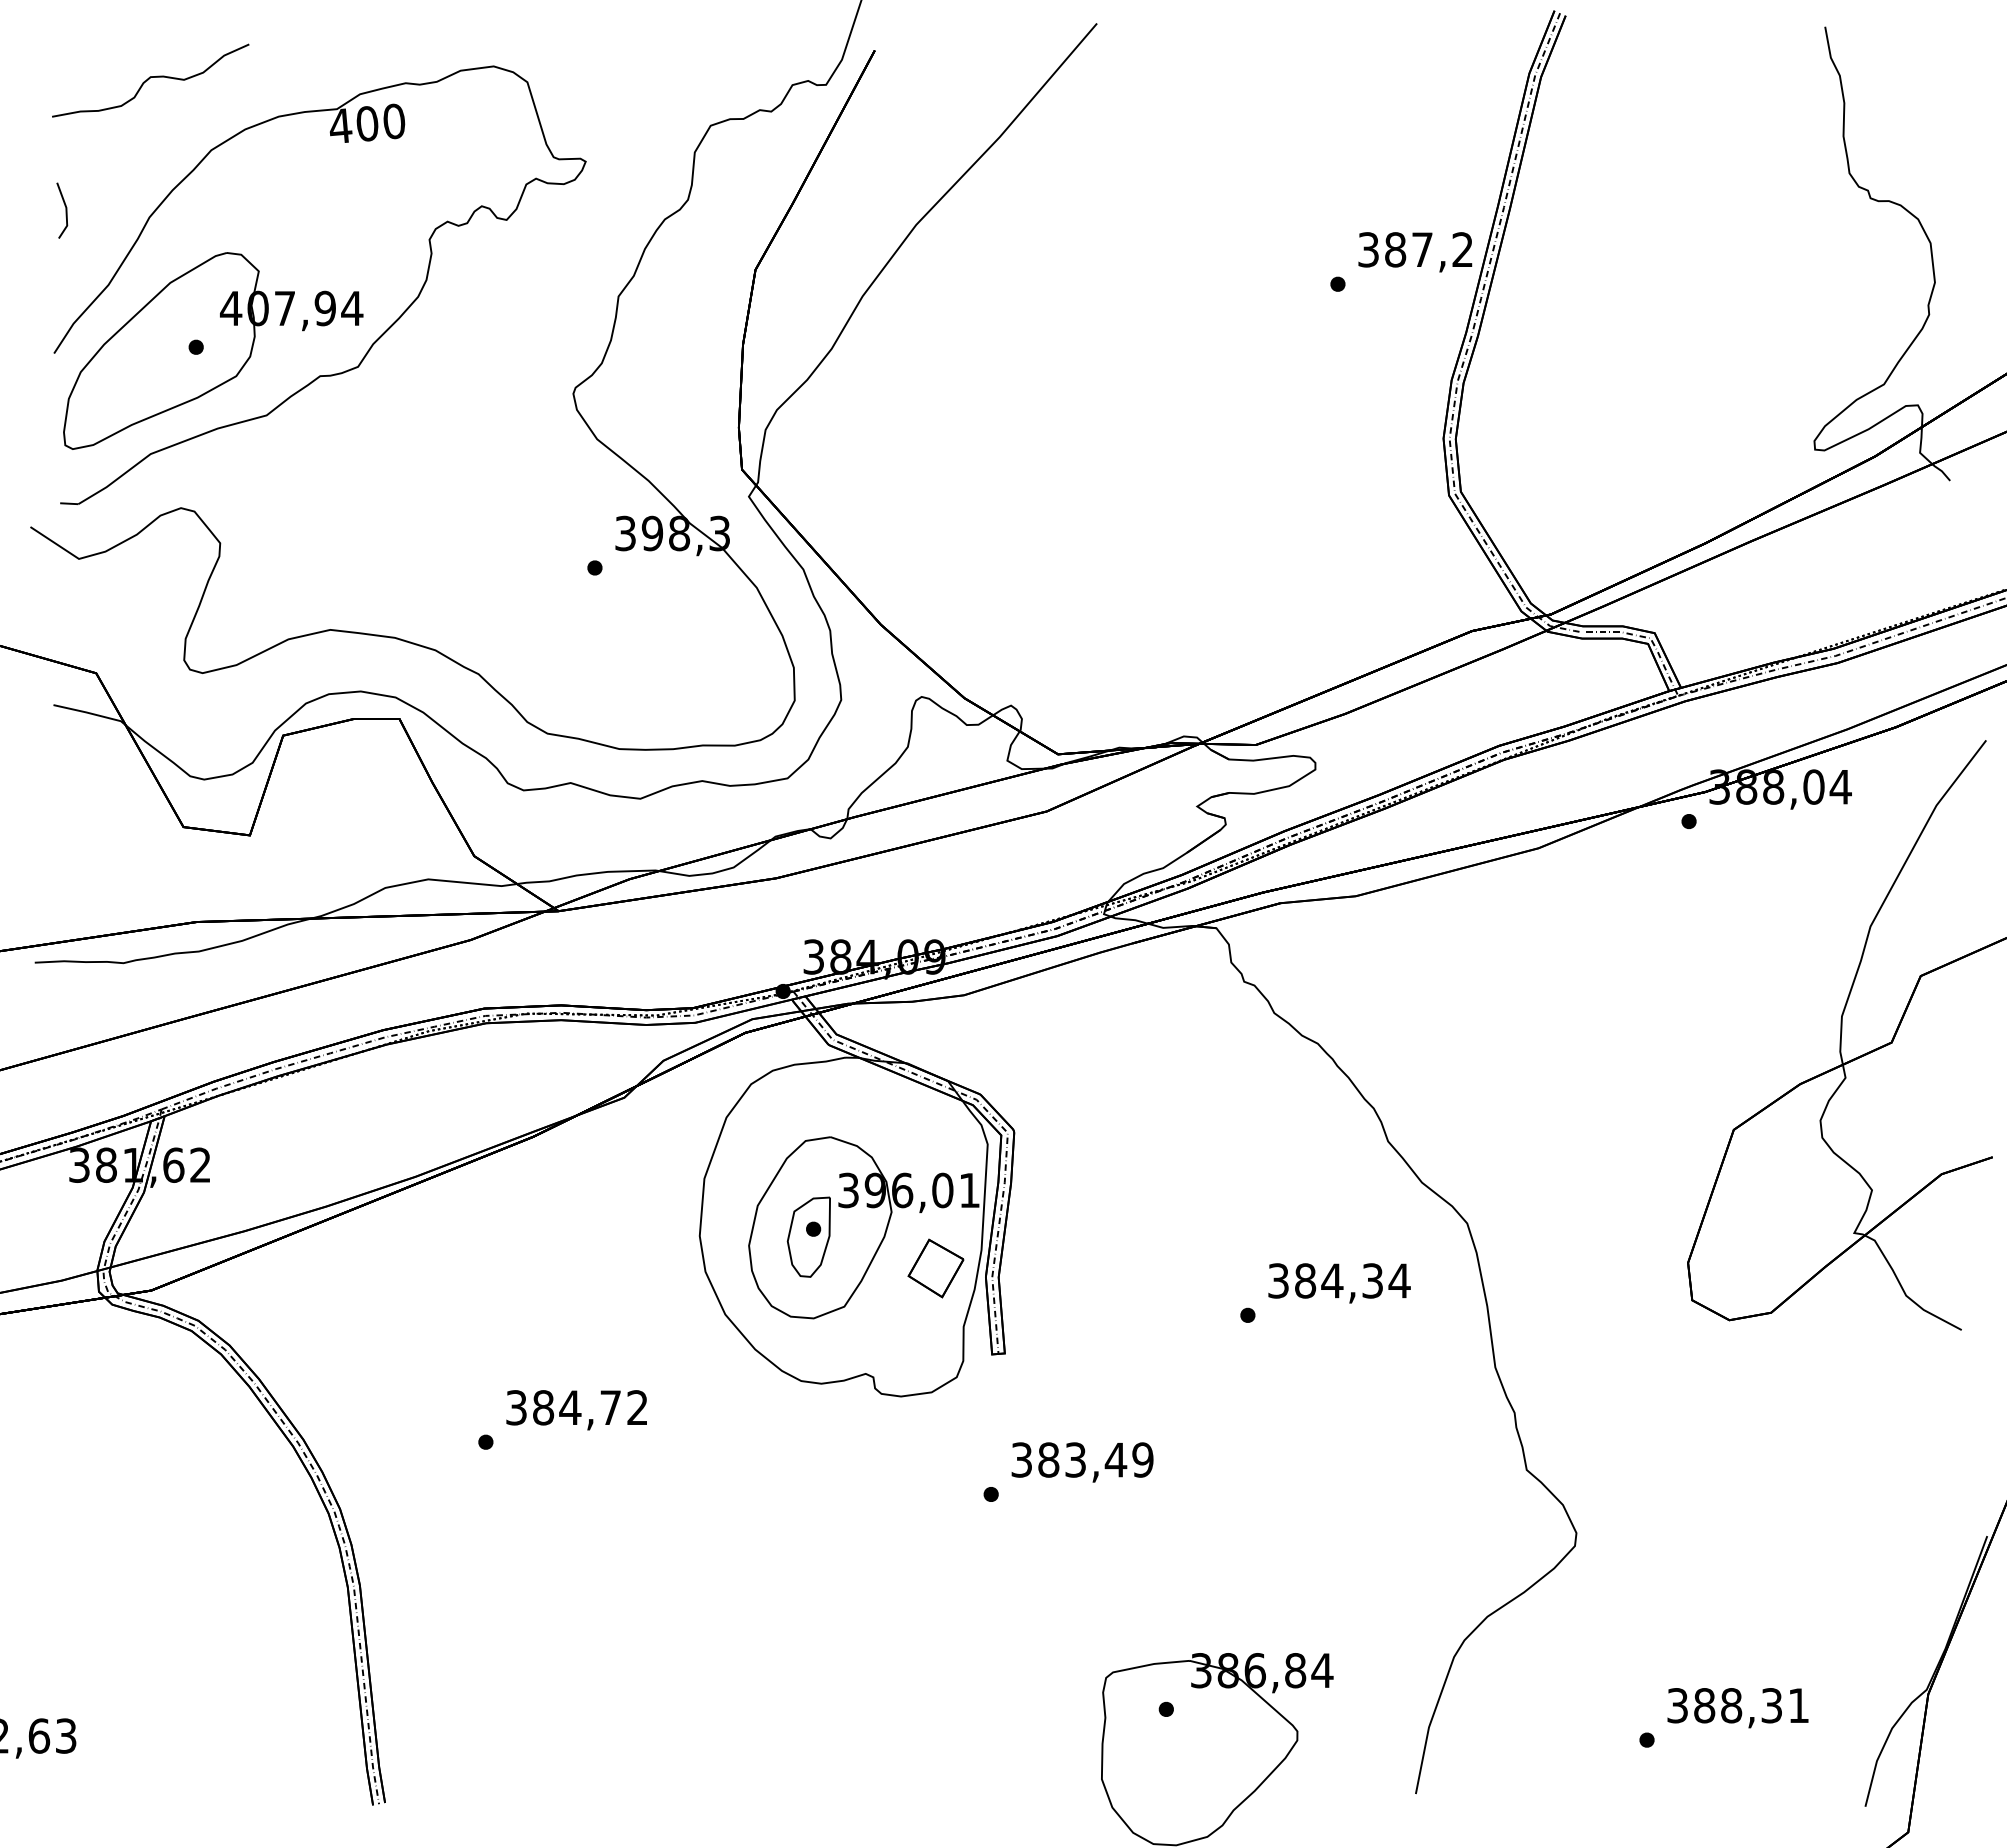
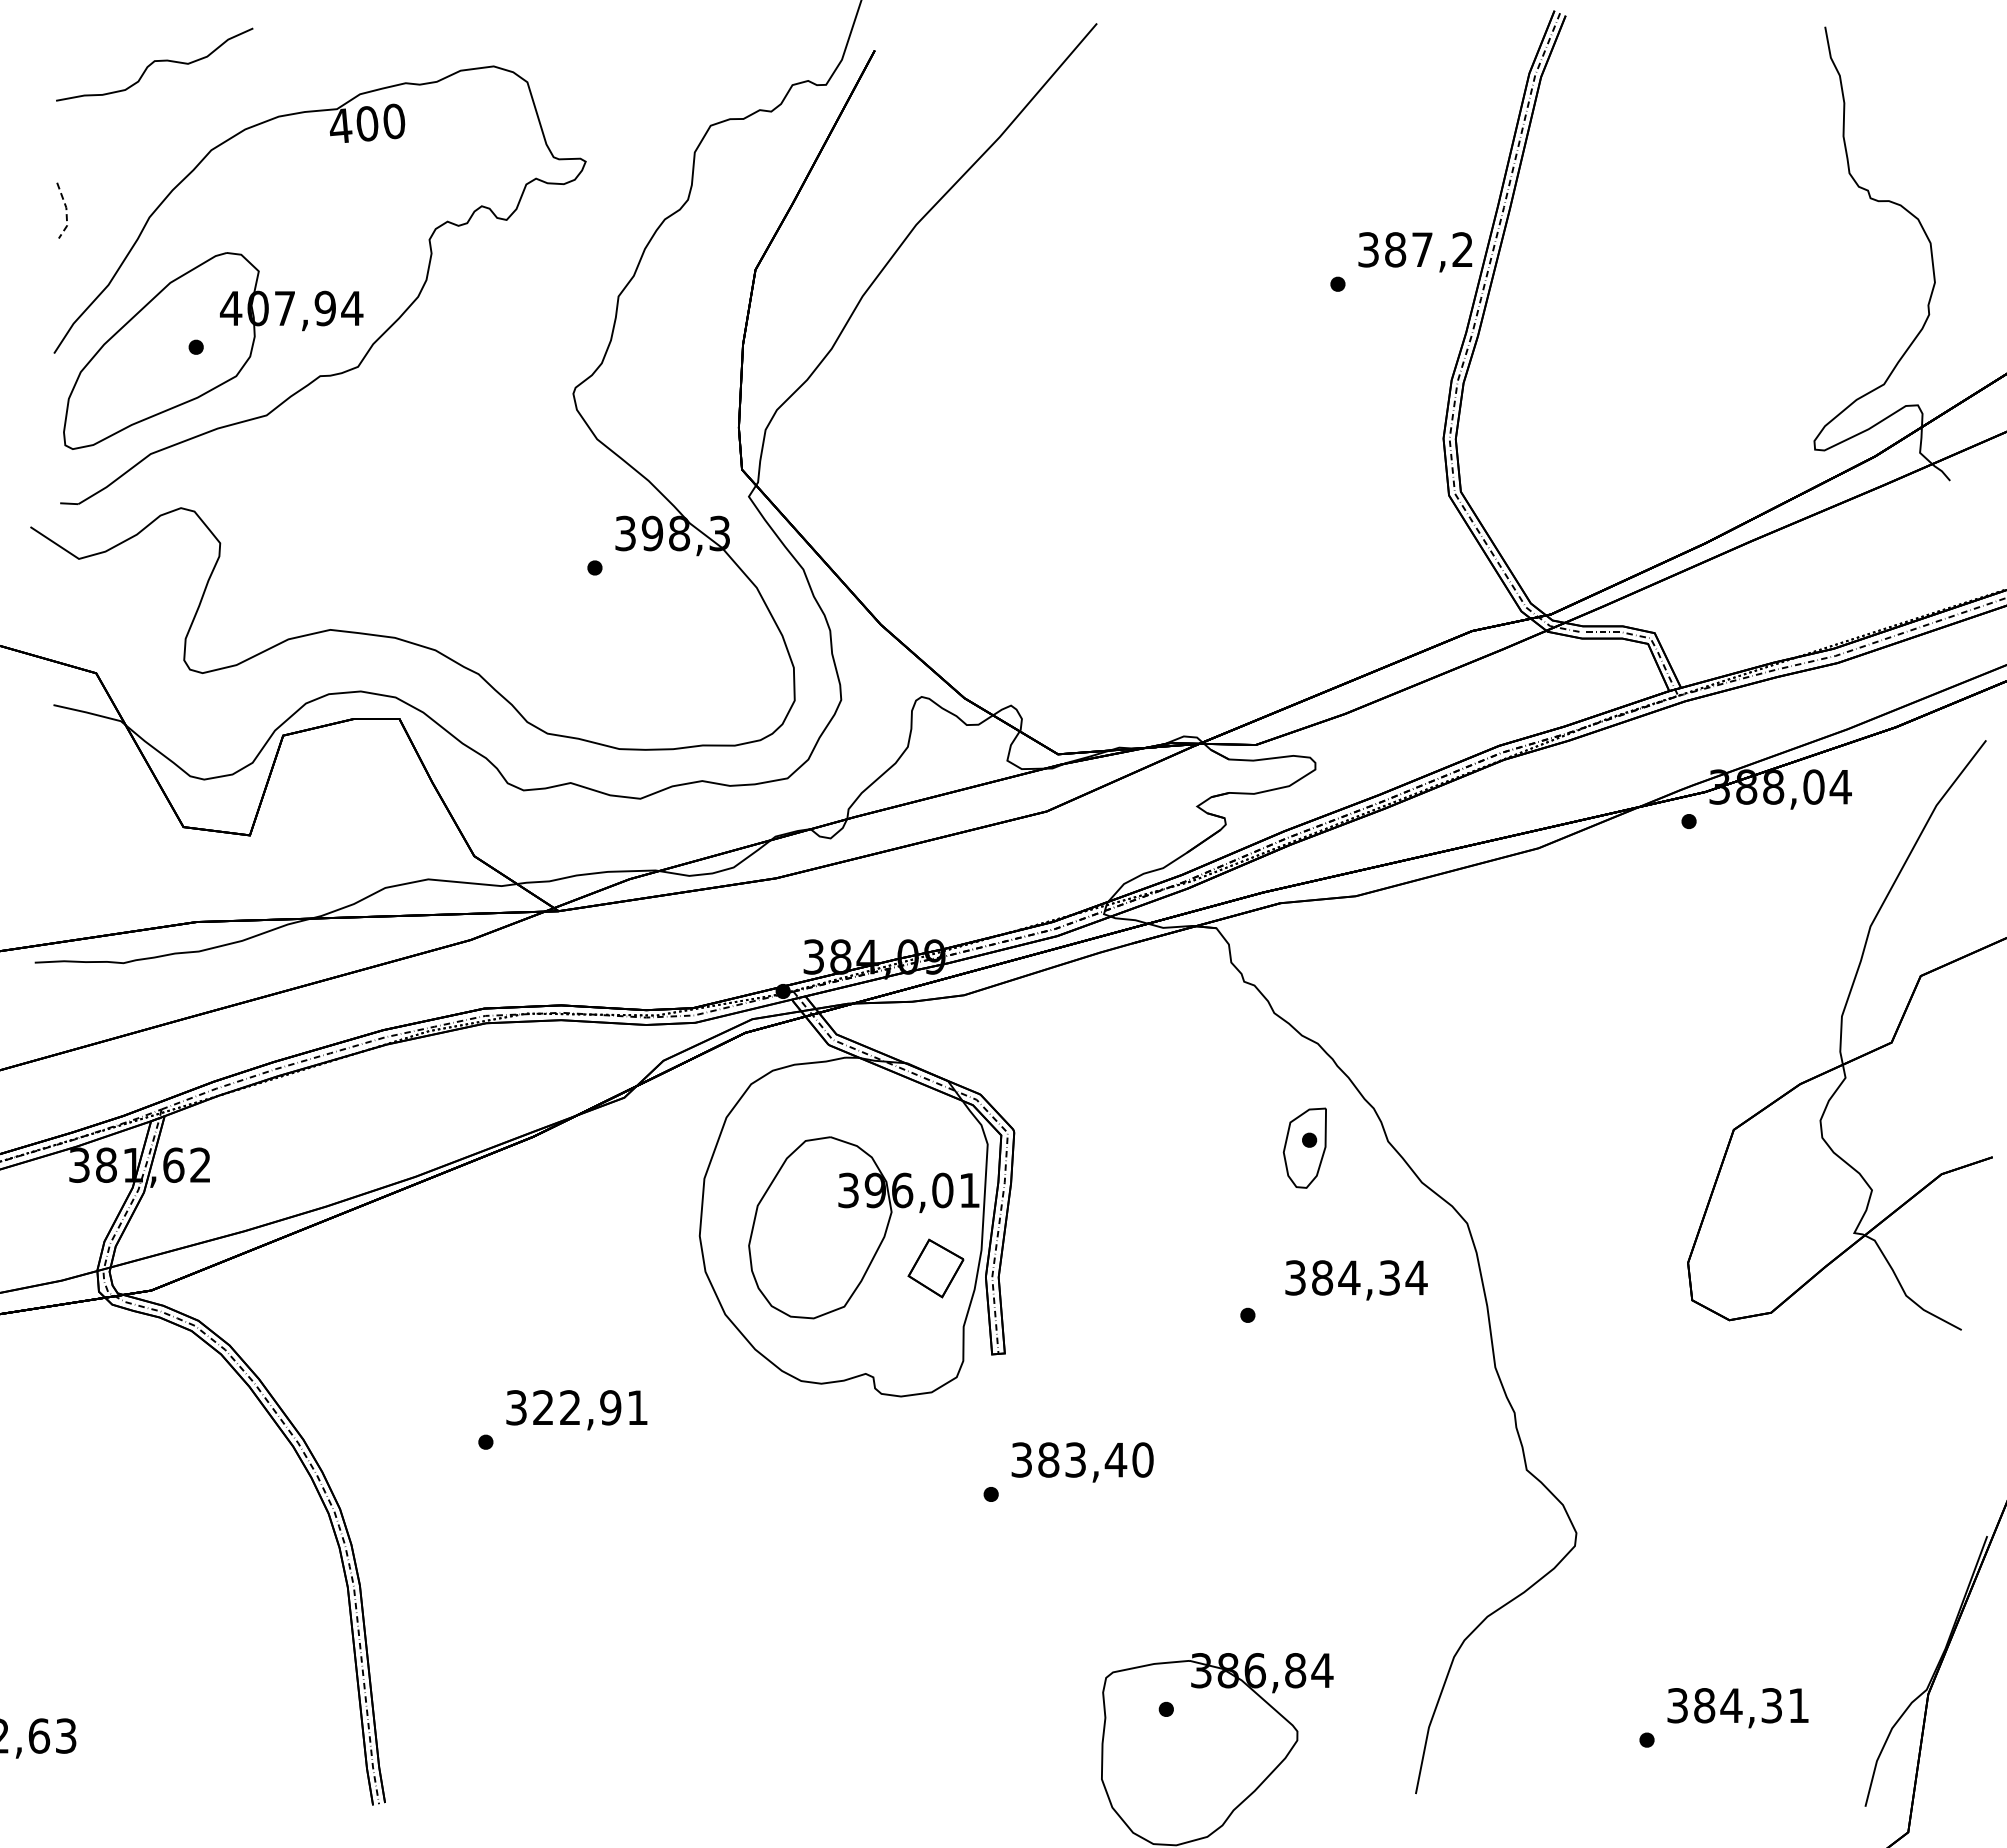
curve position: (149, 79) -> (153, 63) (153, 63)
line: solid -> dashed (66, 211)
part position: (808, 1236) -> (1304, 1147) (1304, 1147)
text position: (1339, 1283) -> (1356, 1280) (1356, 1280)
text: 384,72 -> 322,91 (590, 1407)
text: 383,49 -> 383,40 (1142, 1459)
text: 388,31 -> 384,31 (1731, 1705)
